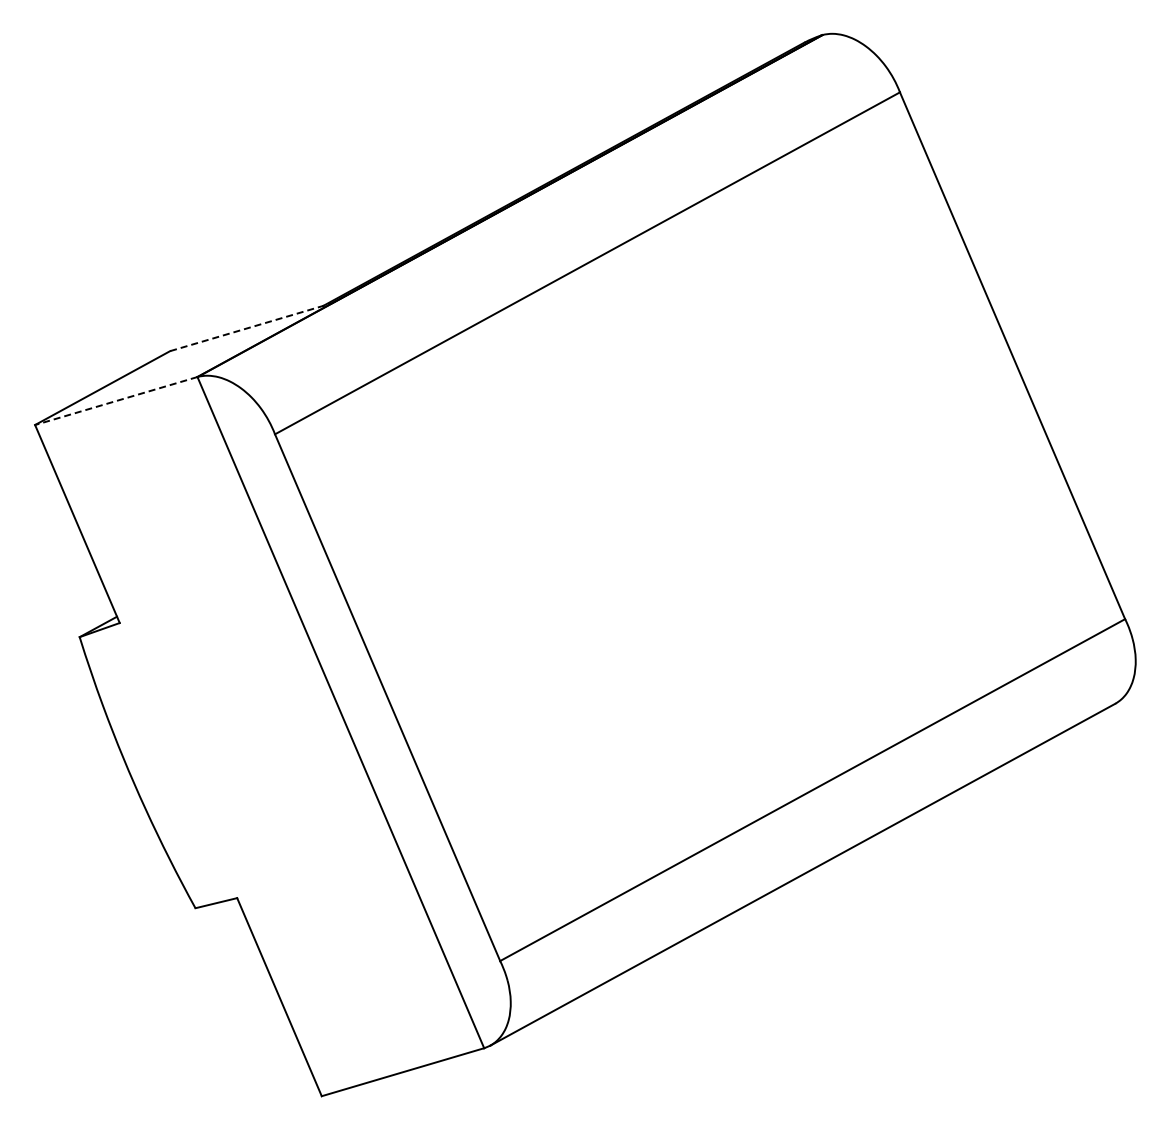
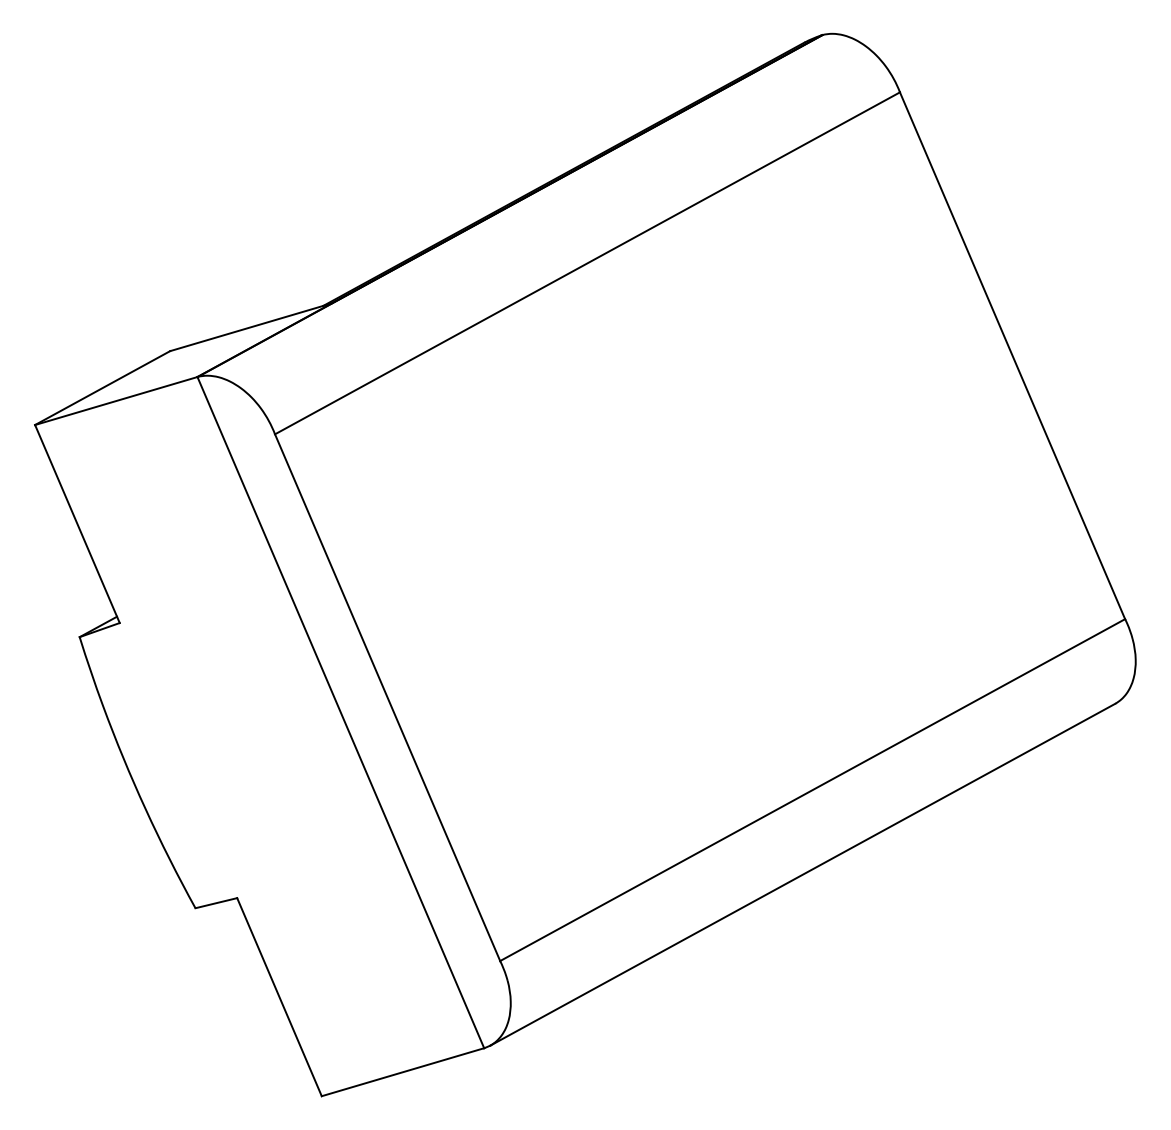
line: dashed -> solid (250, 327)
line: dashed -> solid (116, 401)
